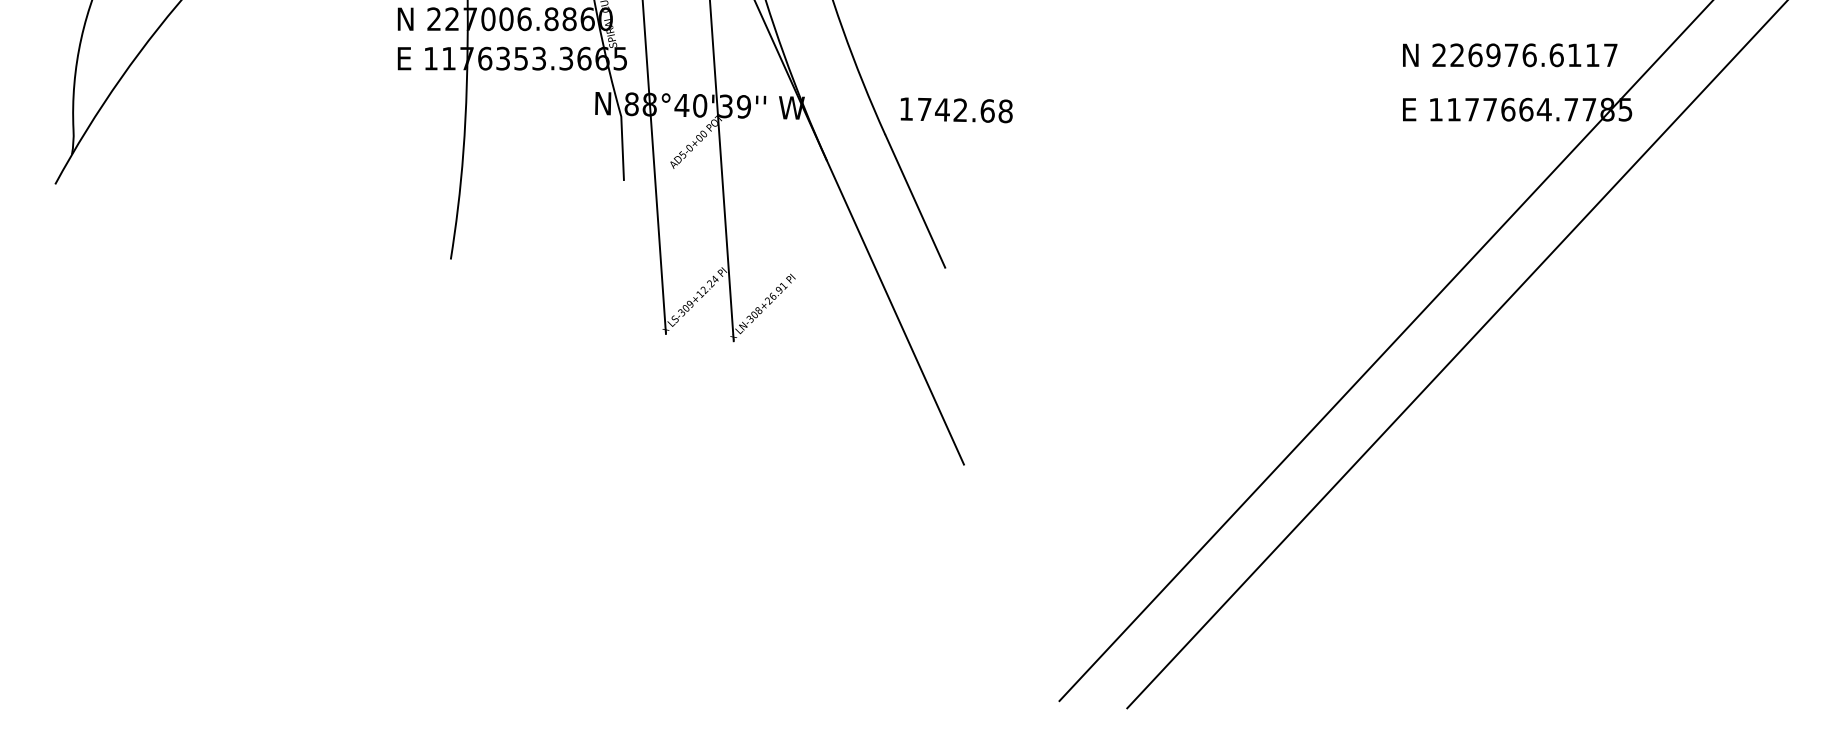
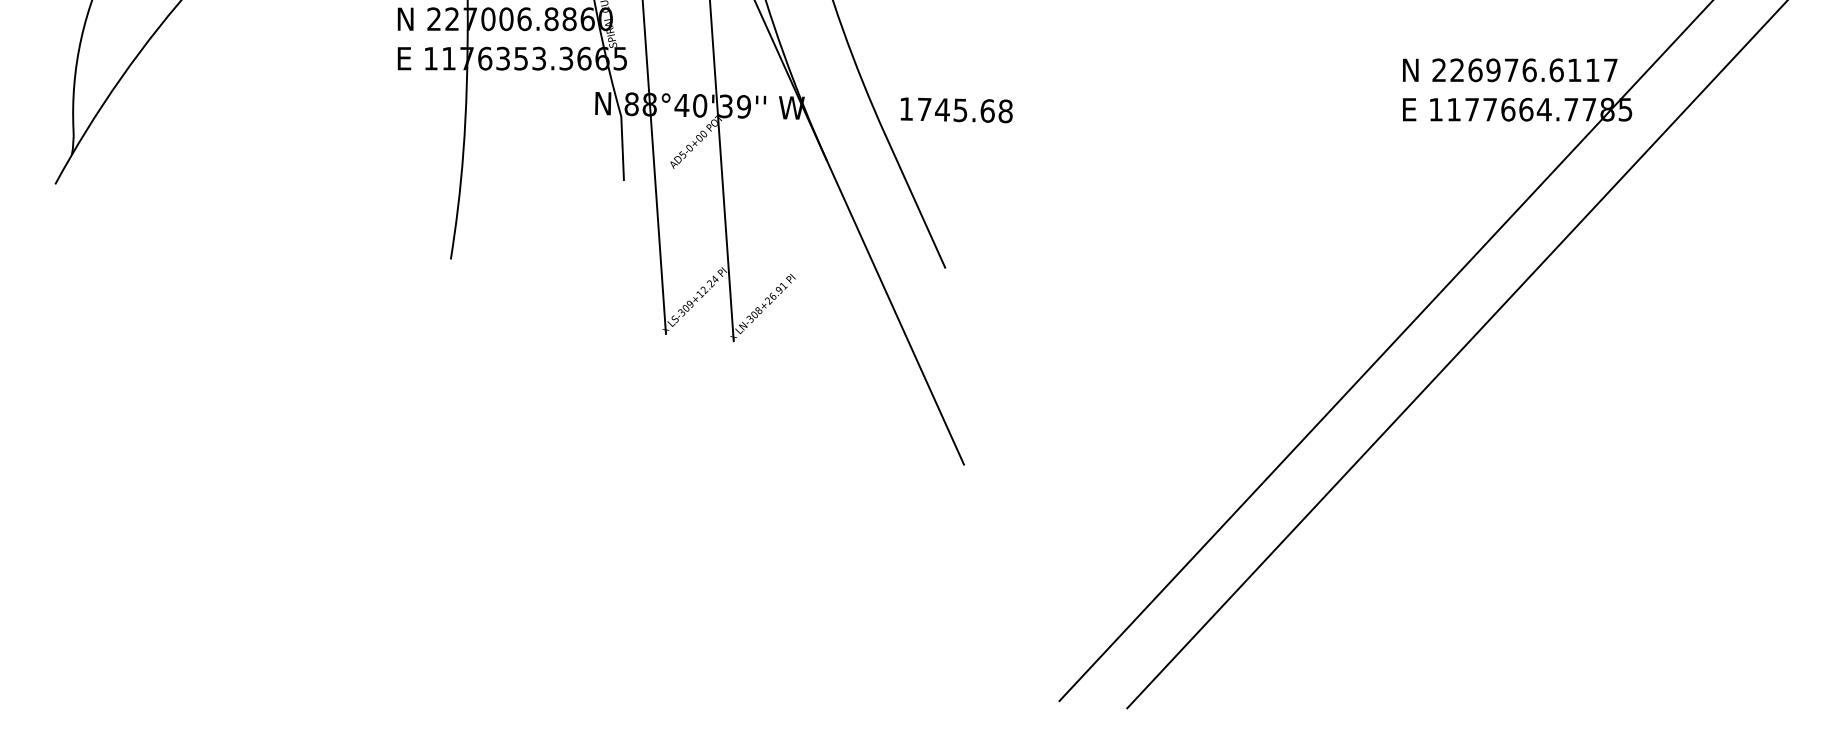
text position: (1510, 55) -> (1510, 70) (1510, 70)
text: 1742.68 -> 1745.68 (960, 110)
